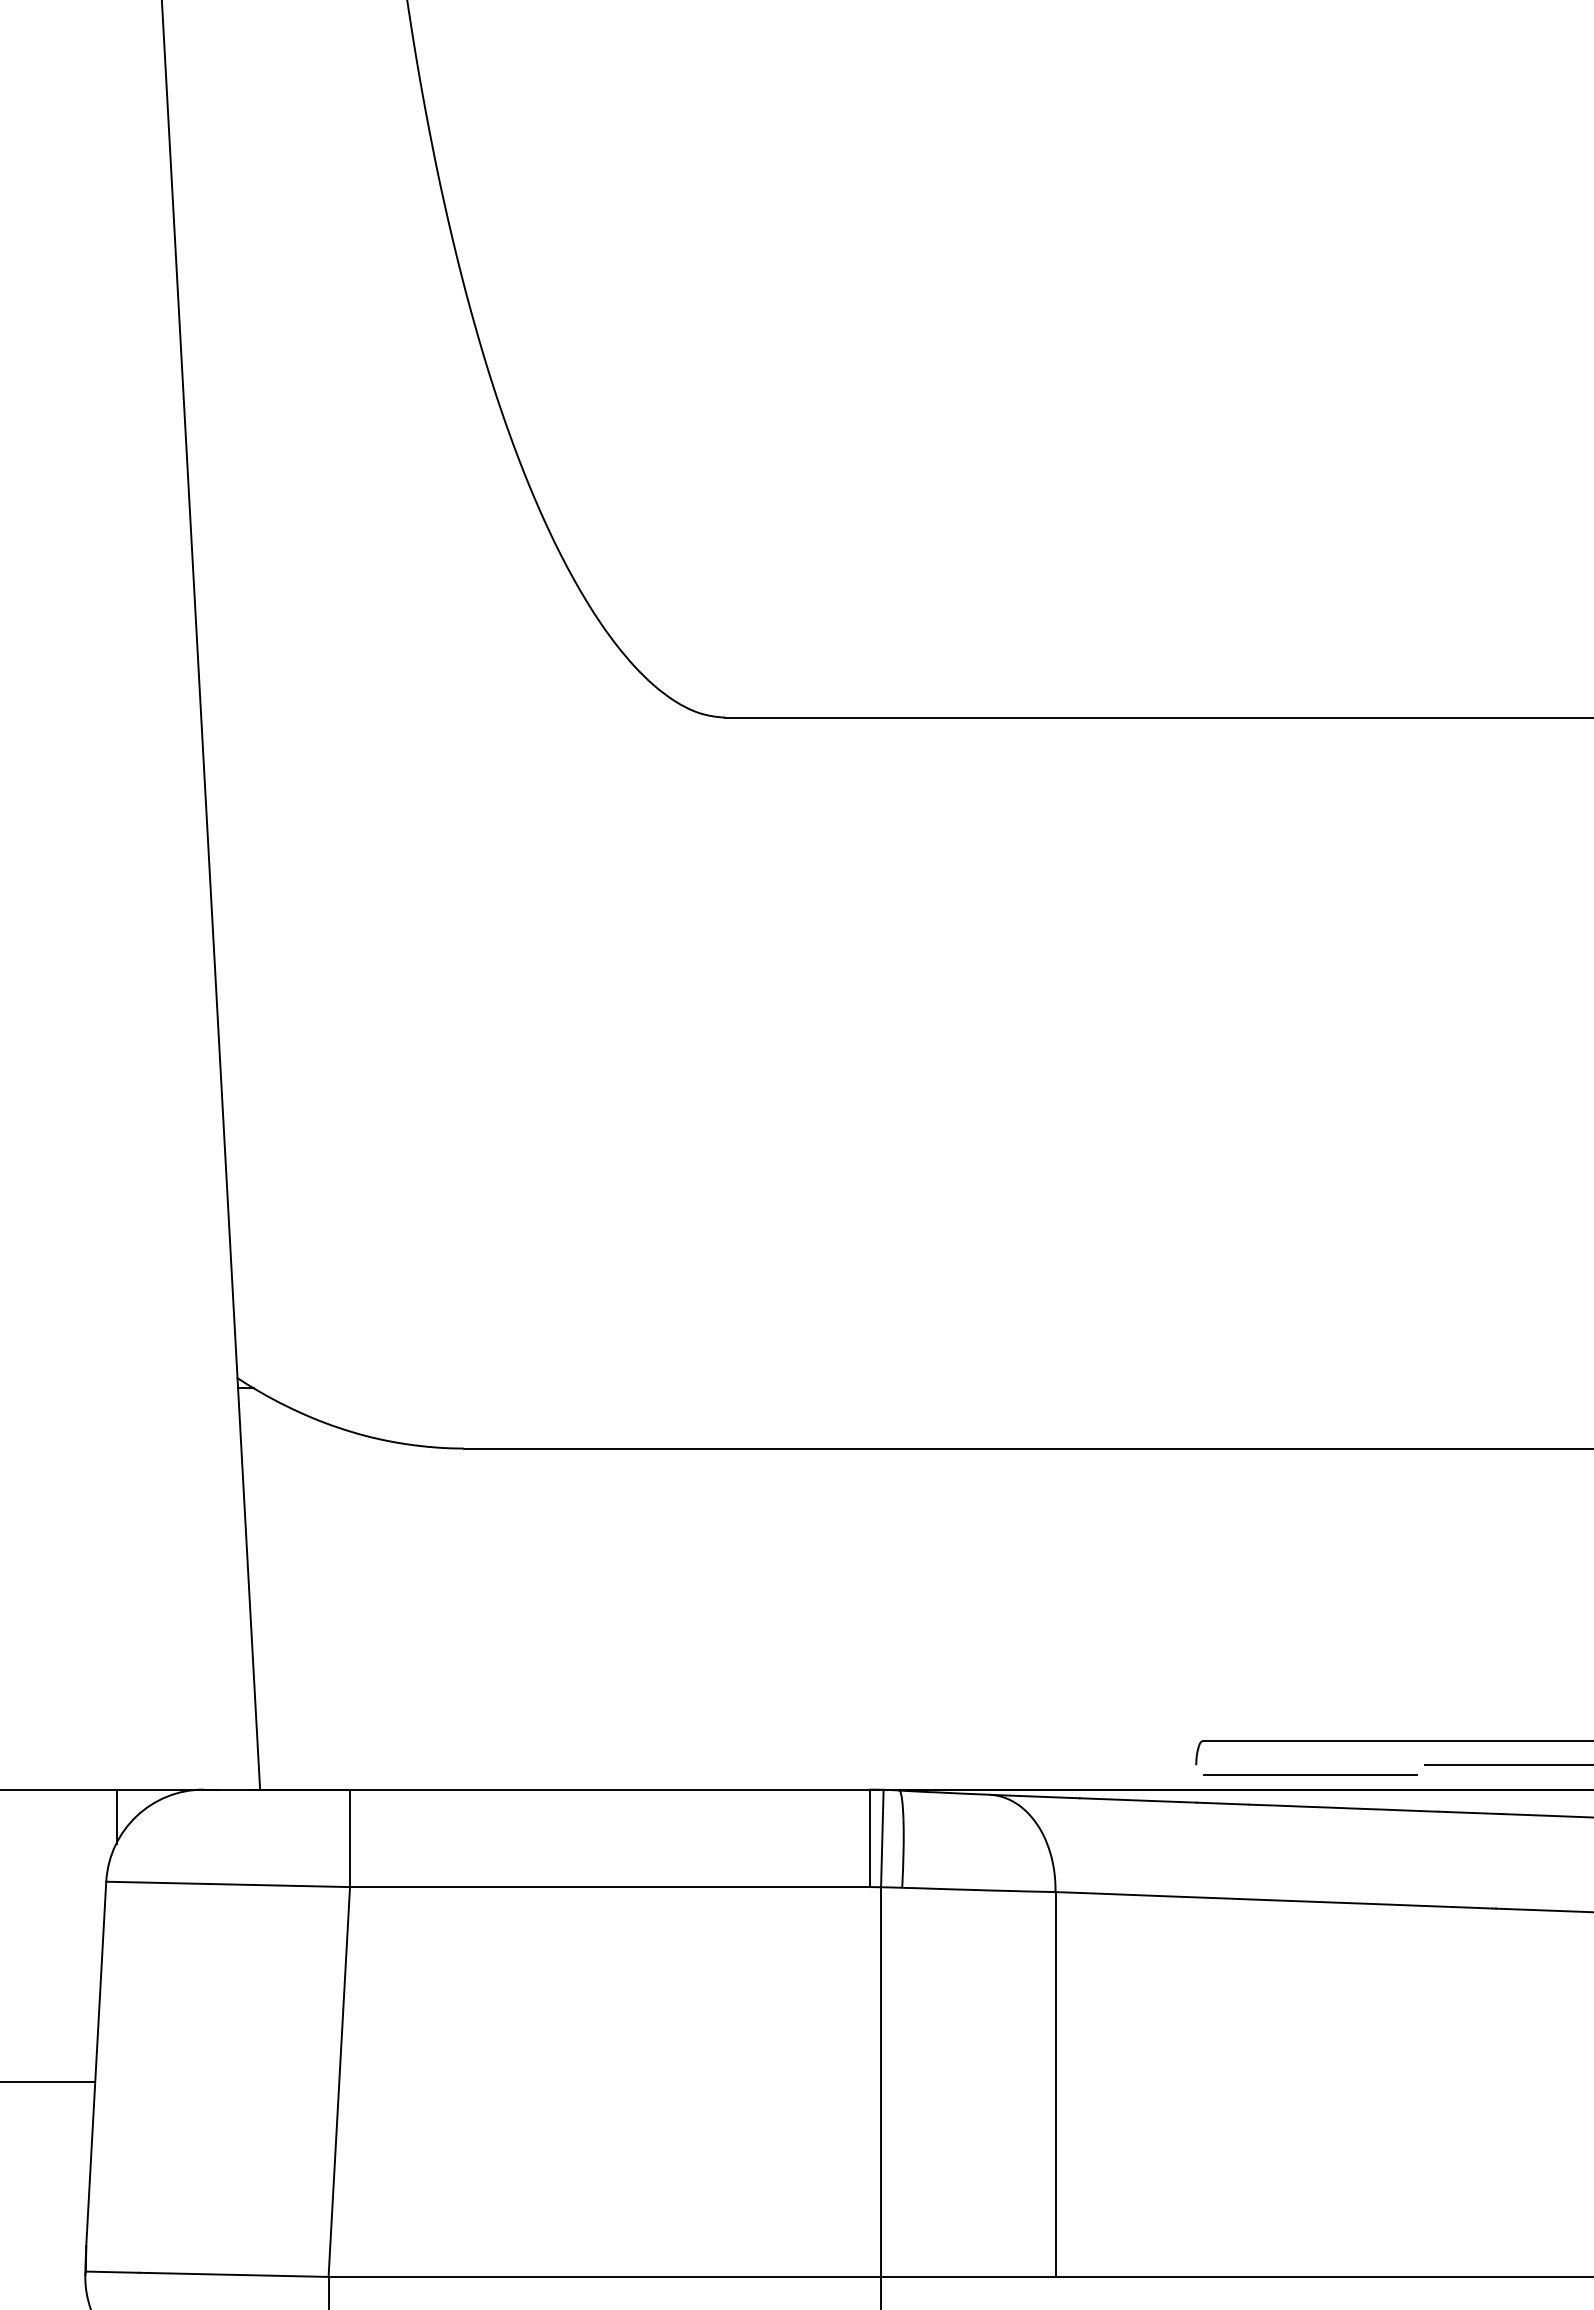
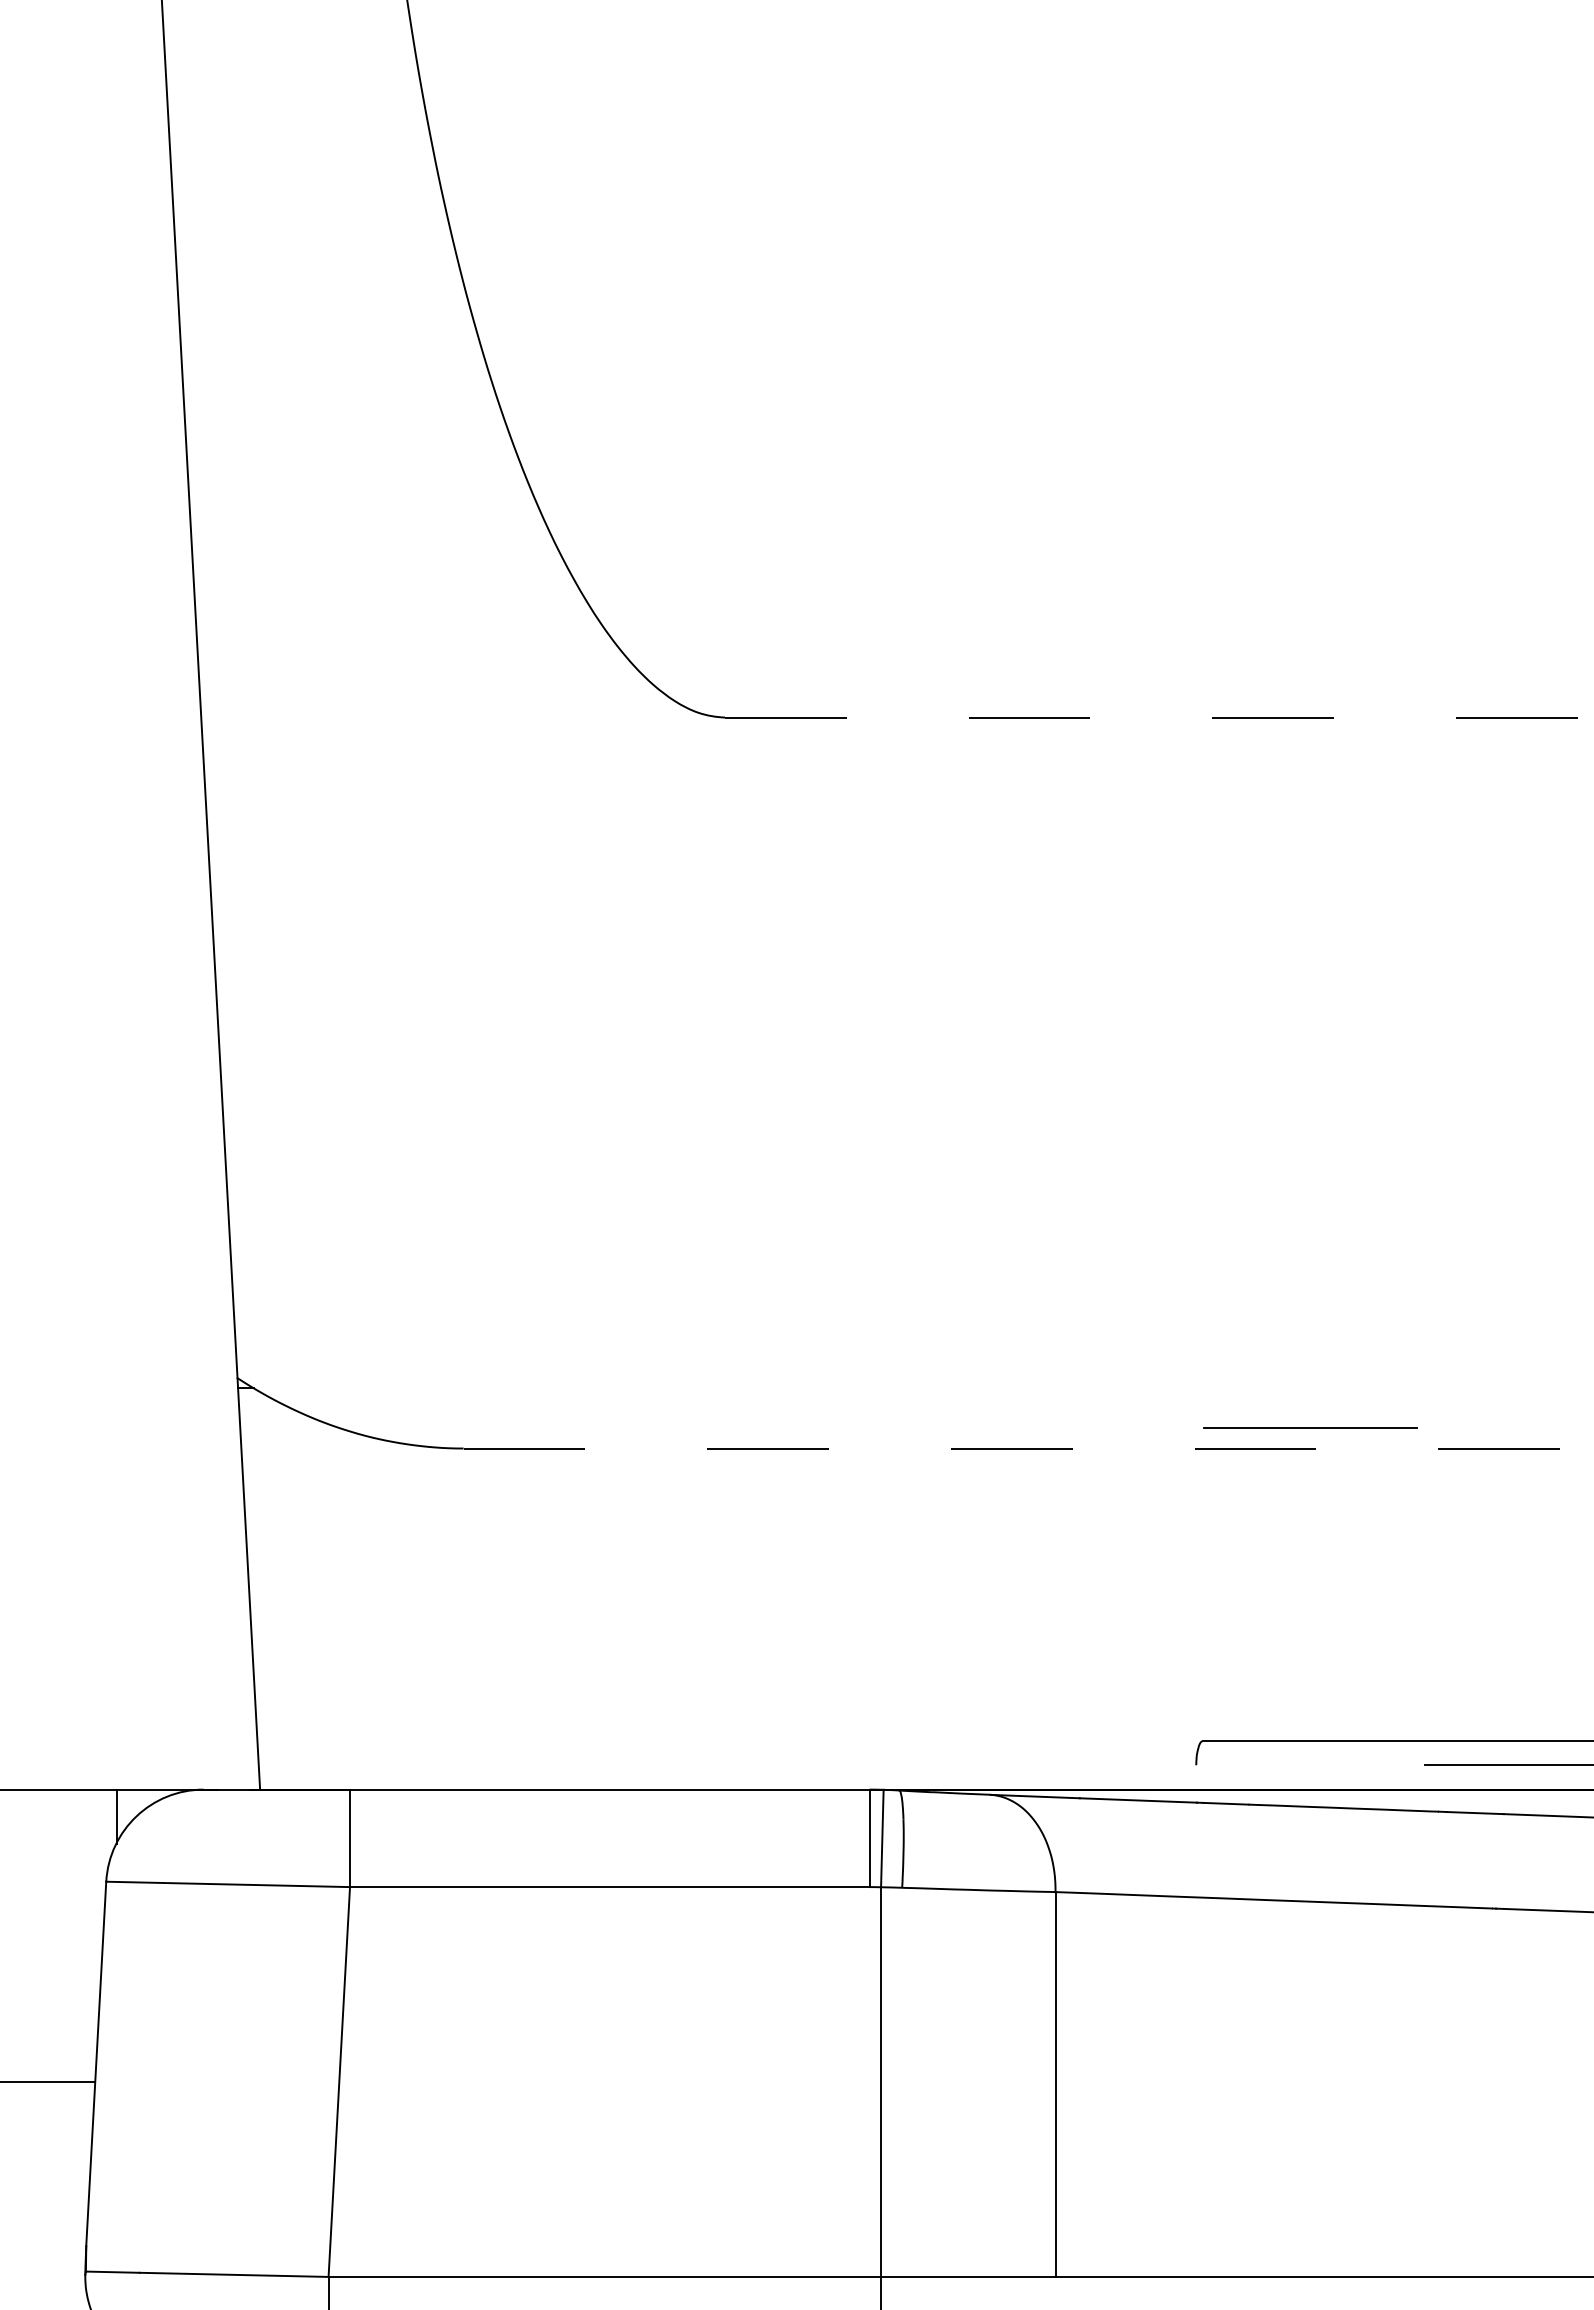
line: solid -> dashed (1158, 717)
line: solid -> dashed (1028, 1448)
line position: (1310, 1774) -> (1310, 1427) (1310, 1427)
